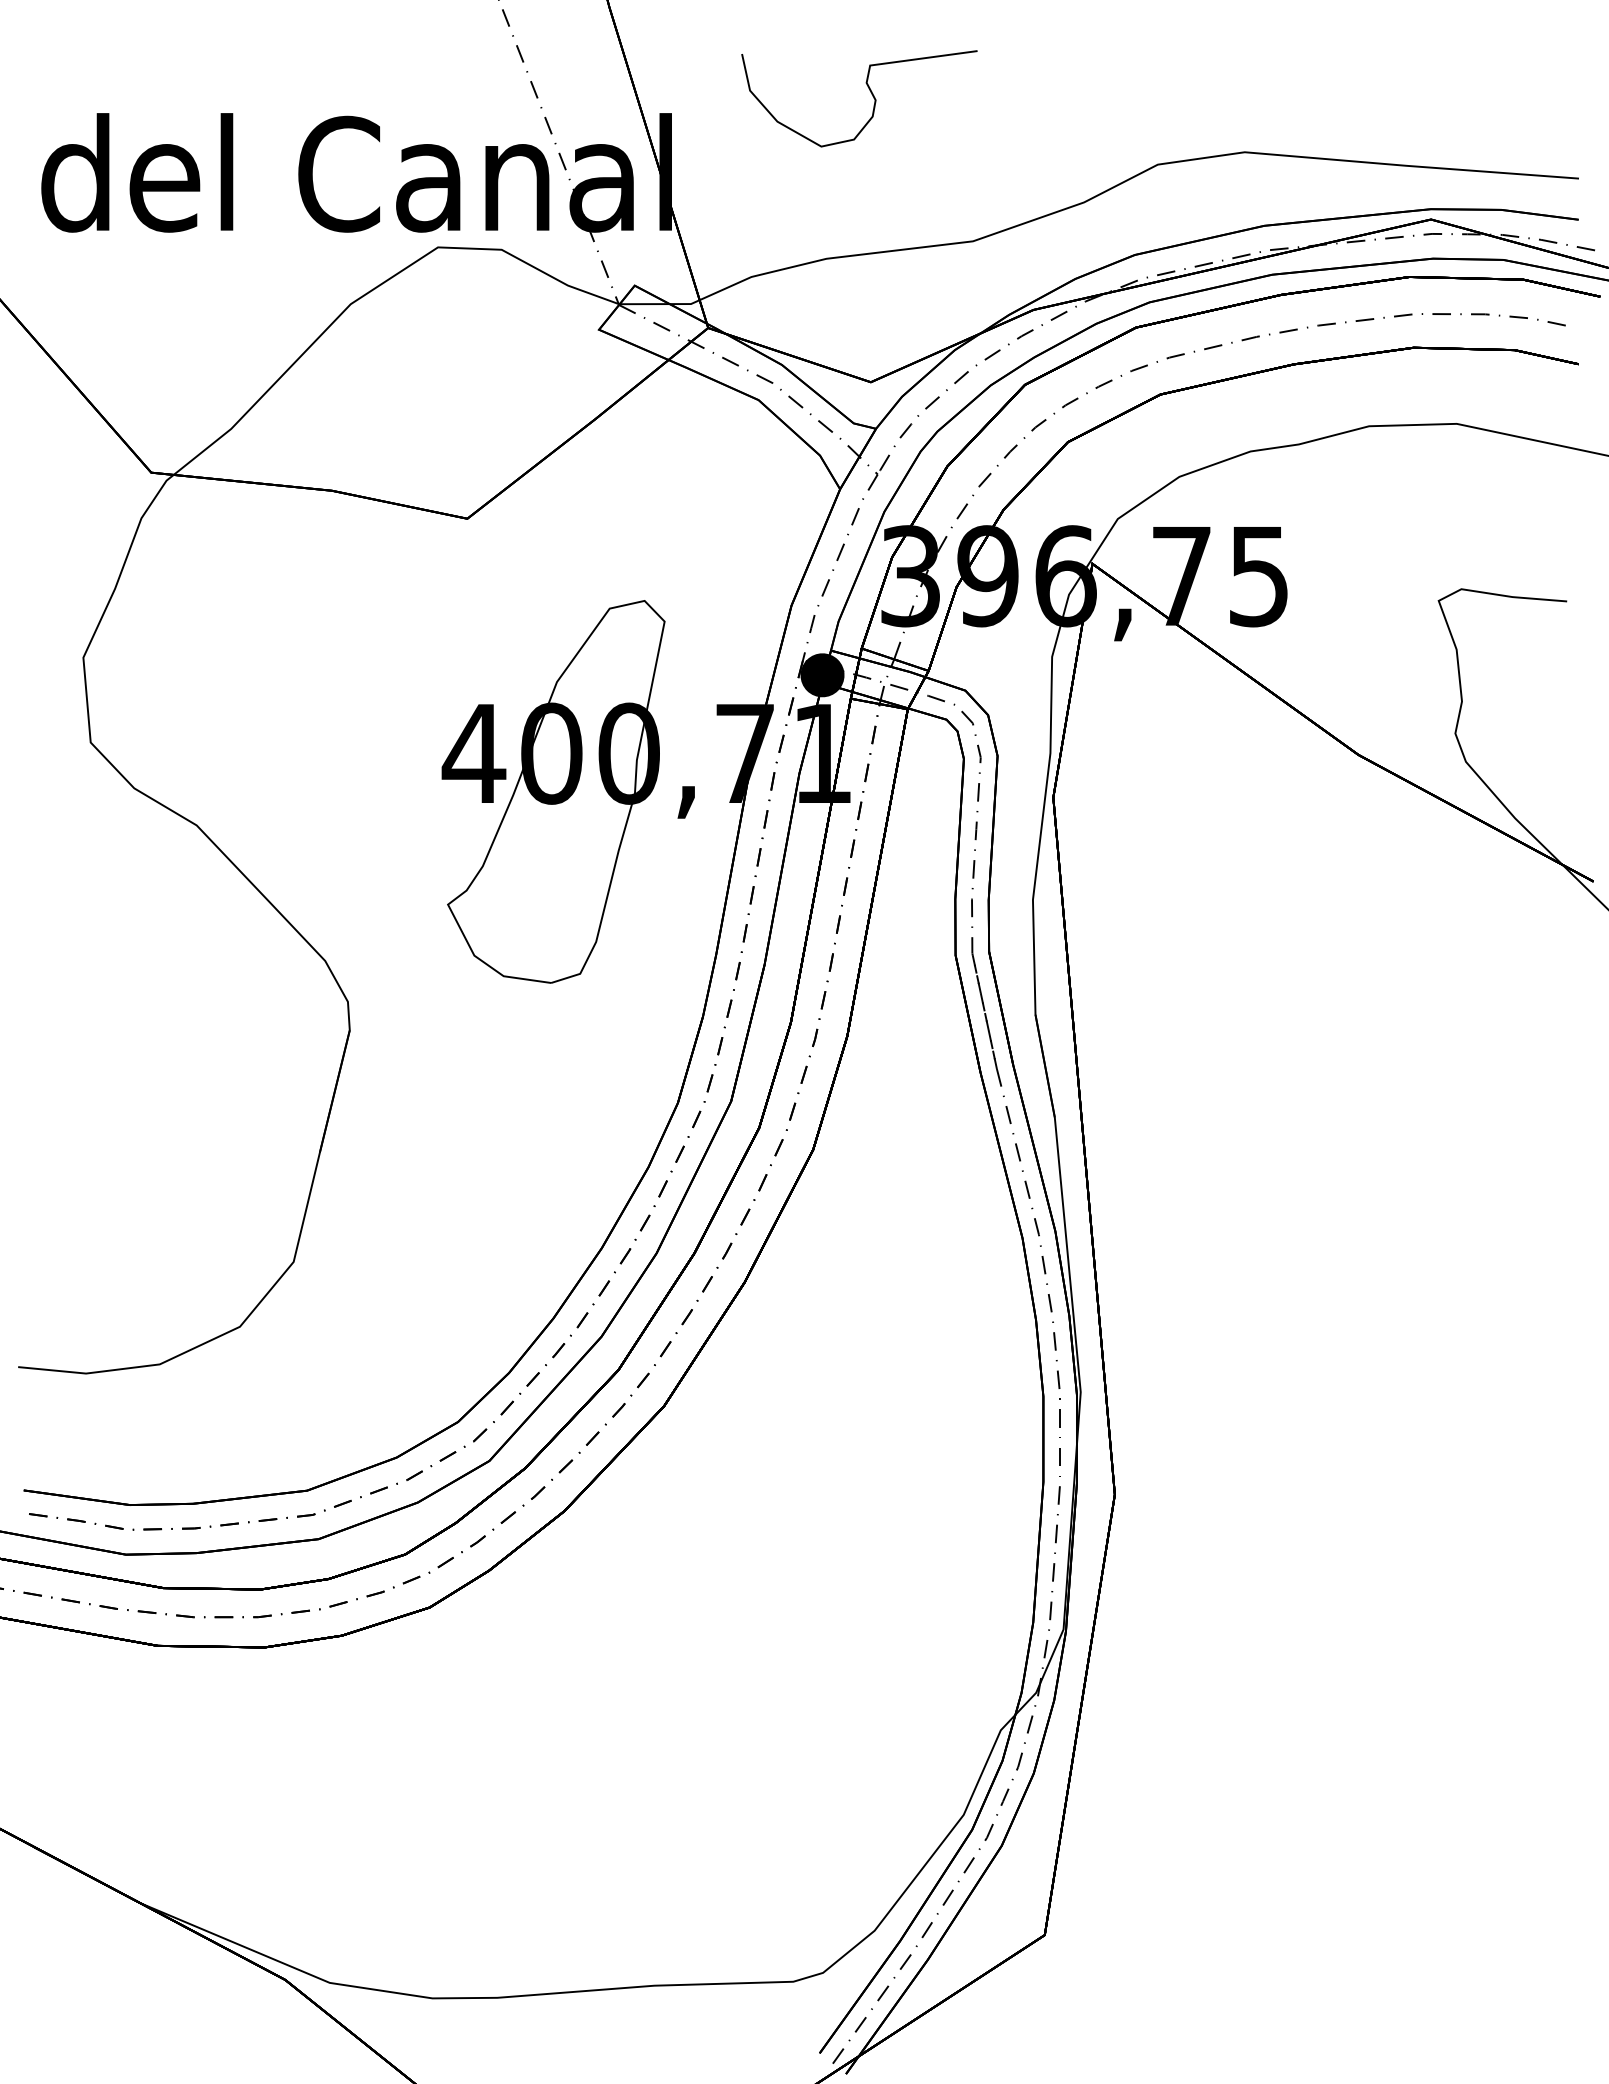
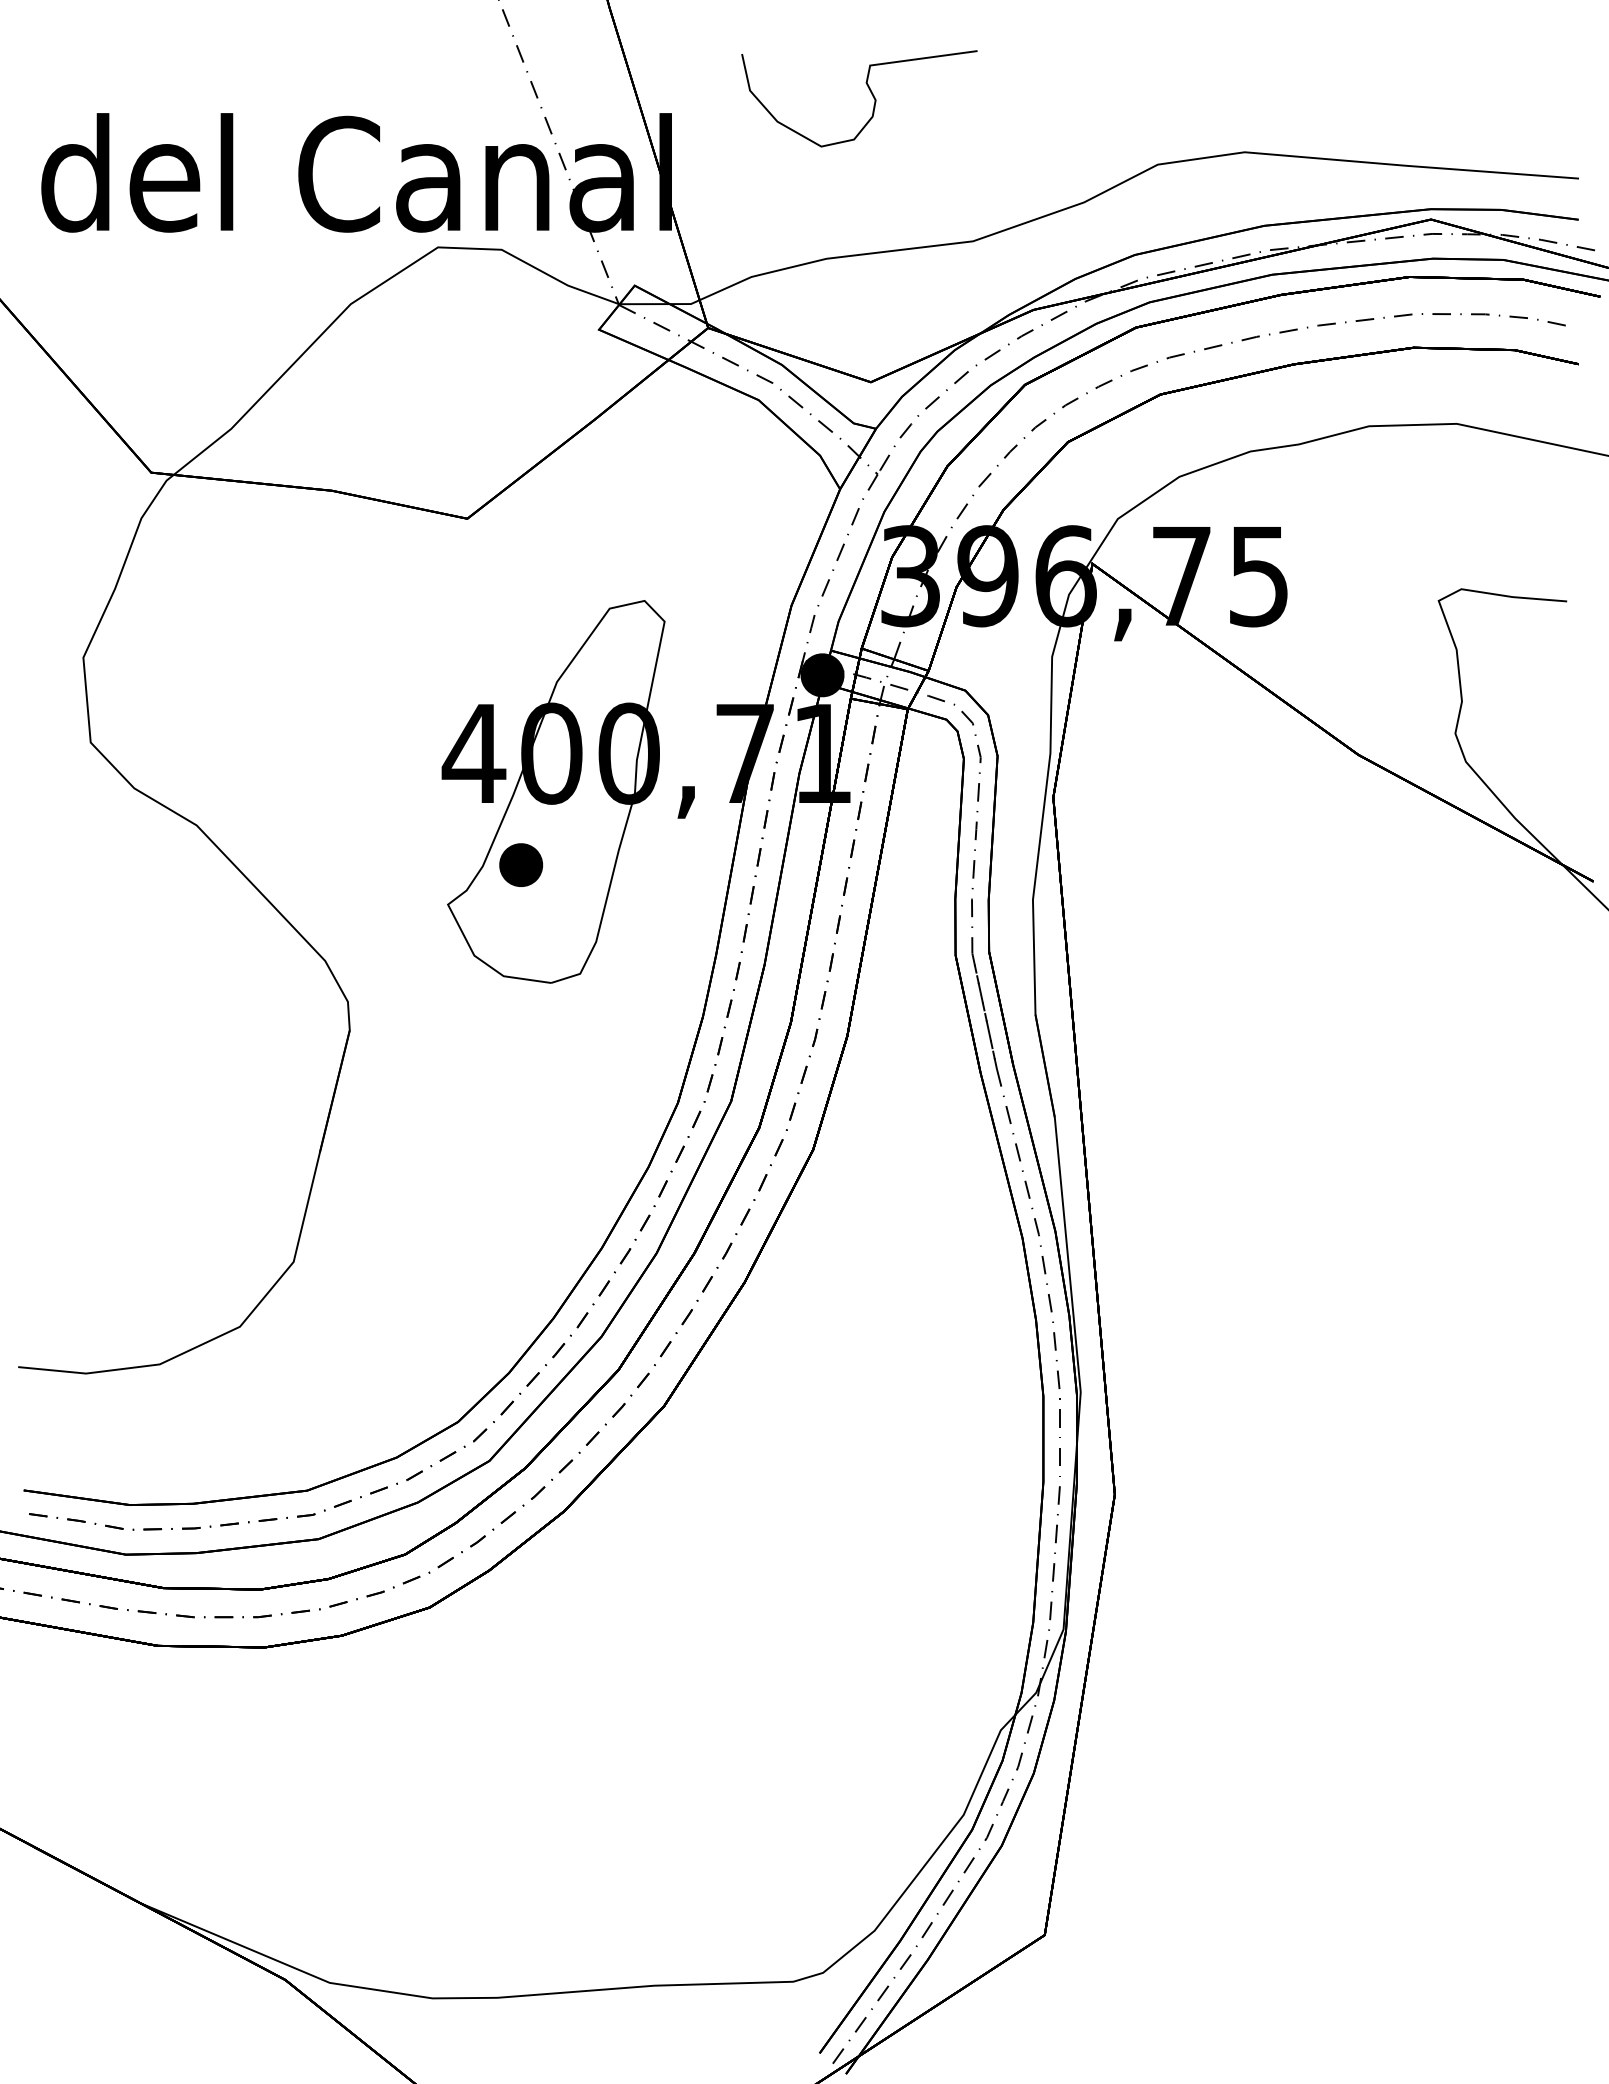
part: none -> present (521, 864)
